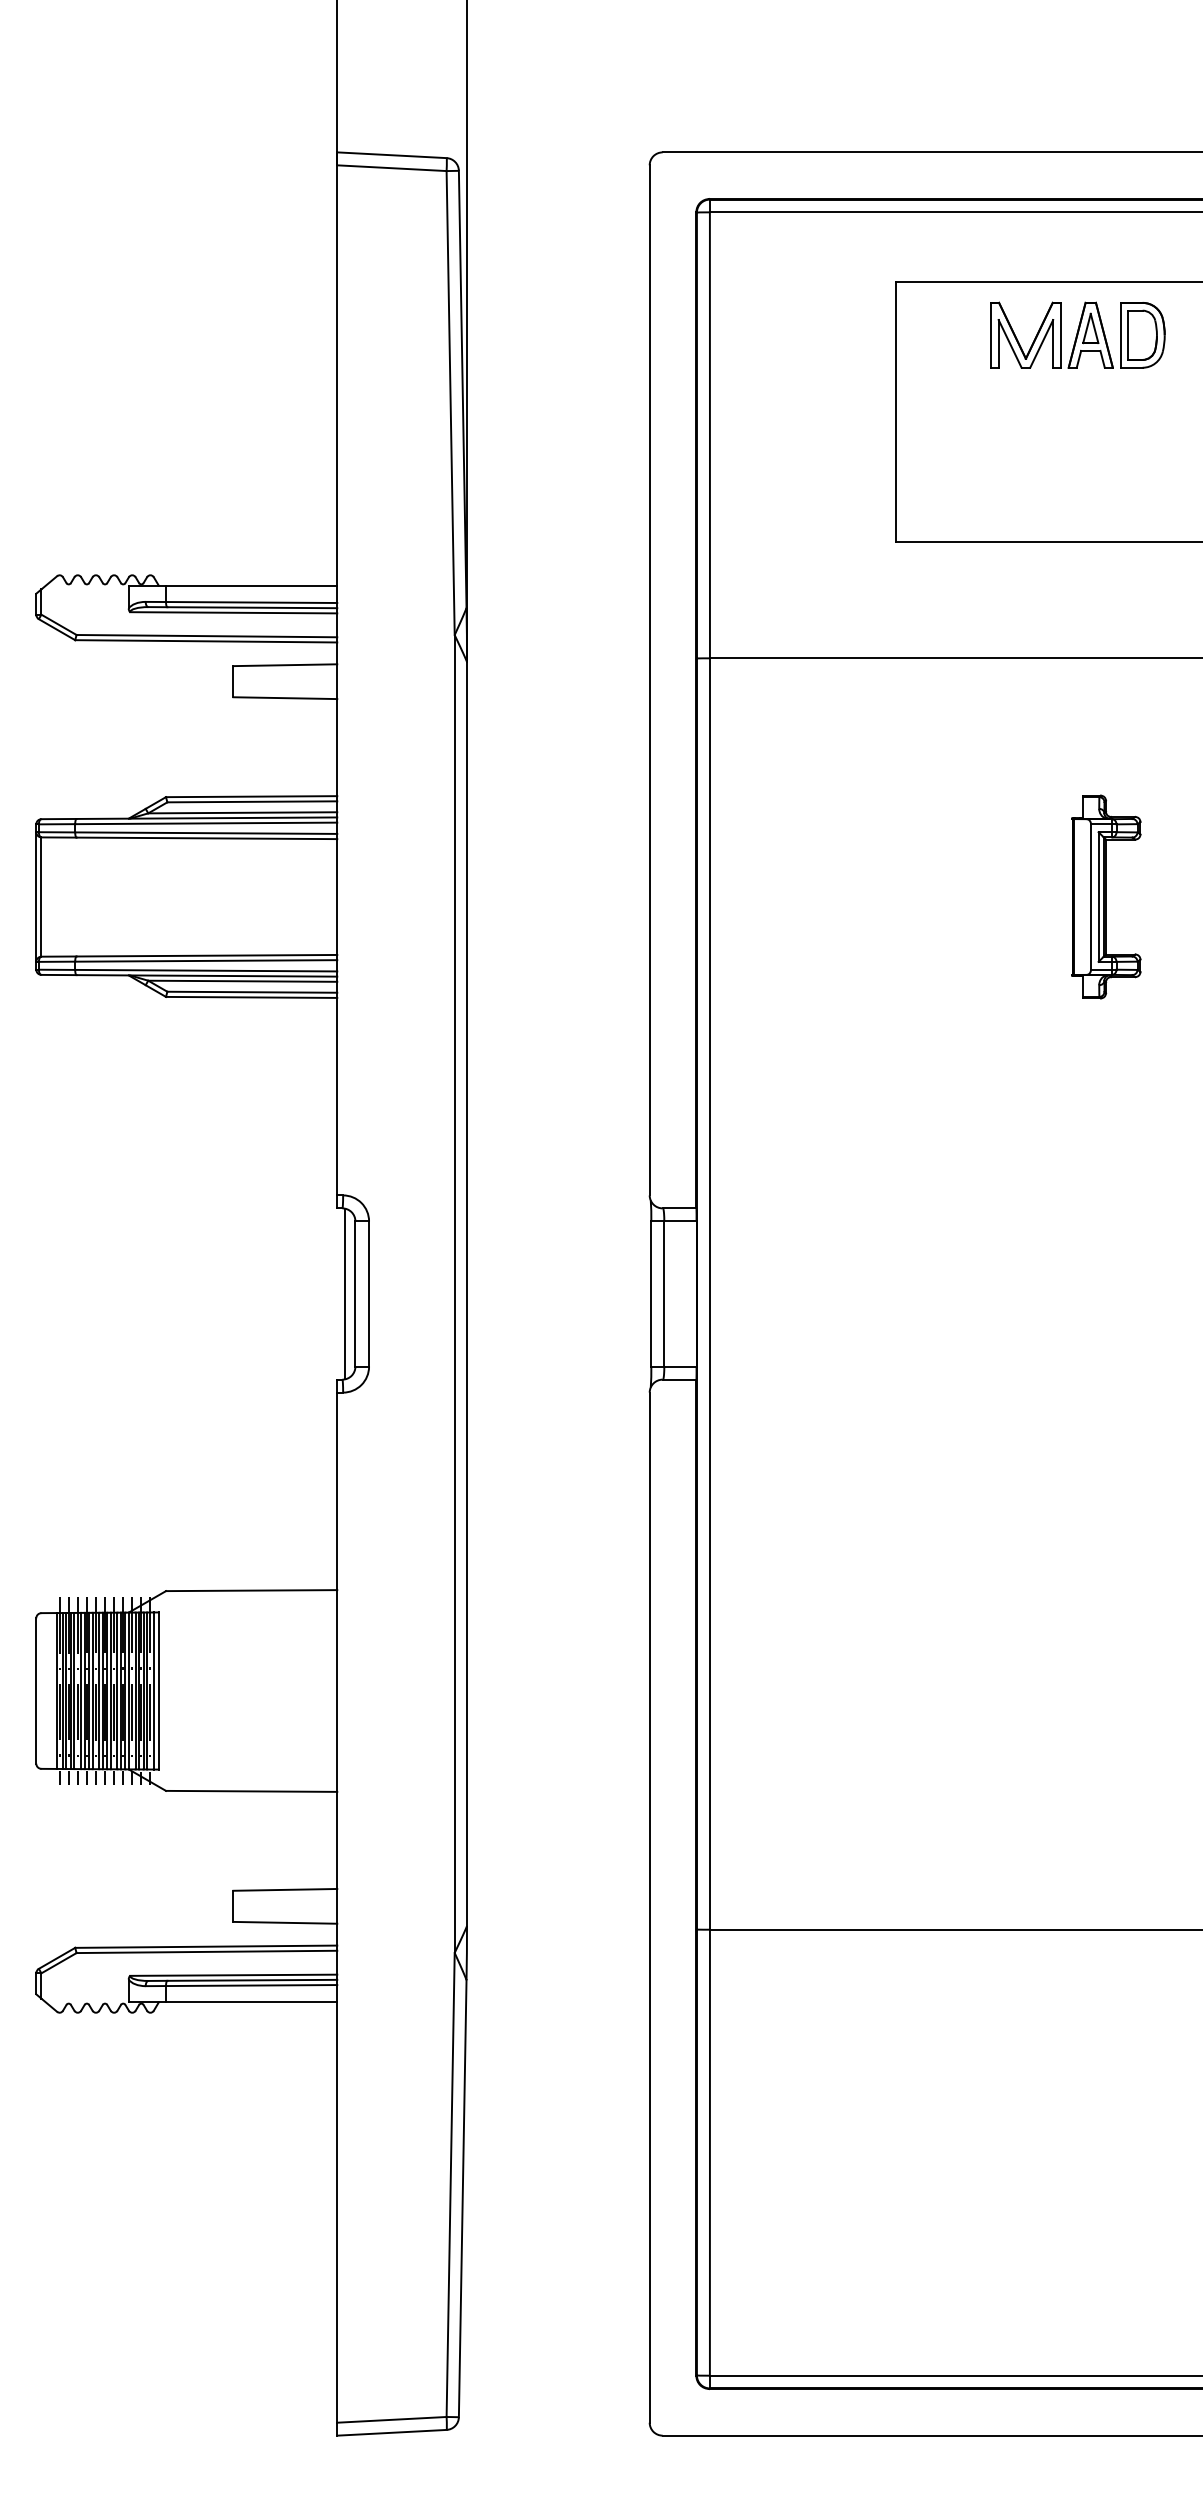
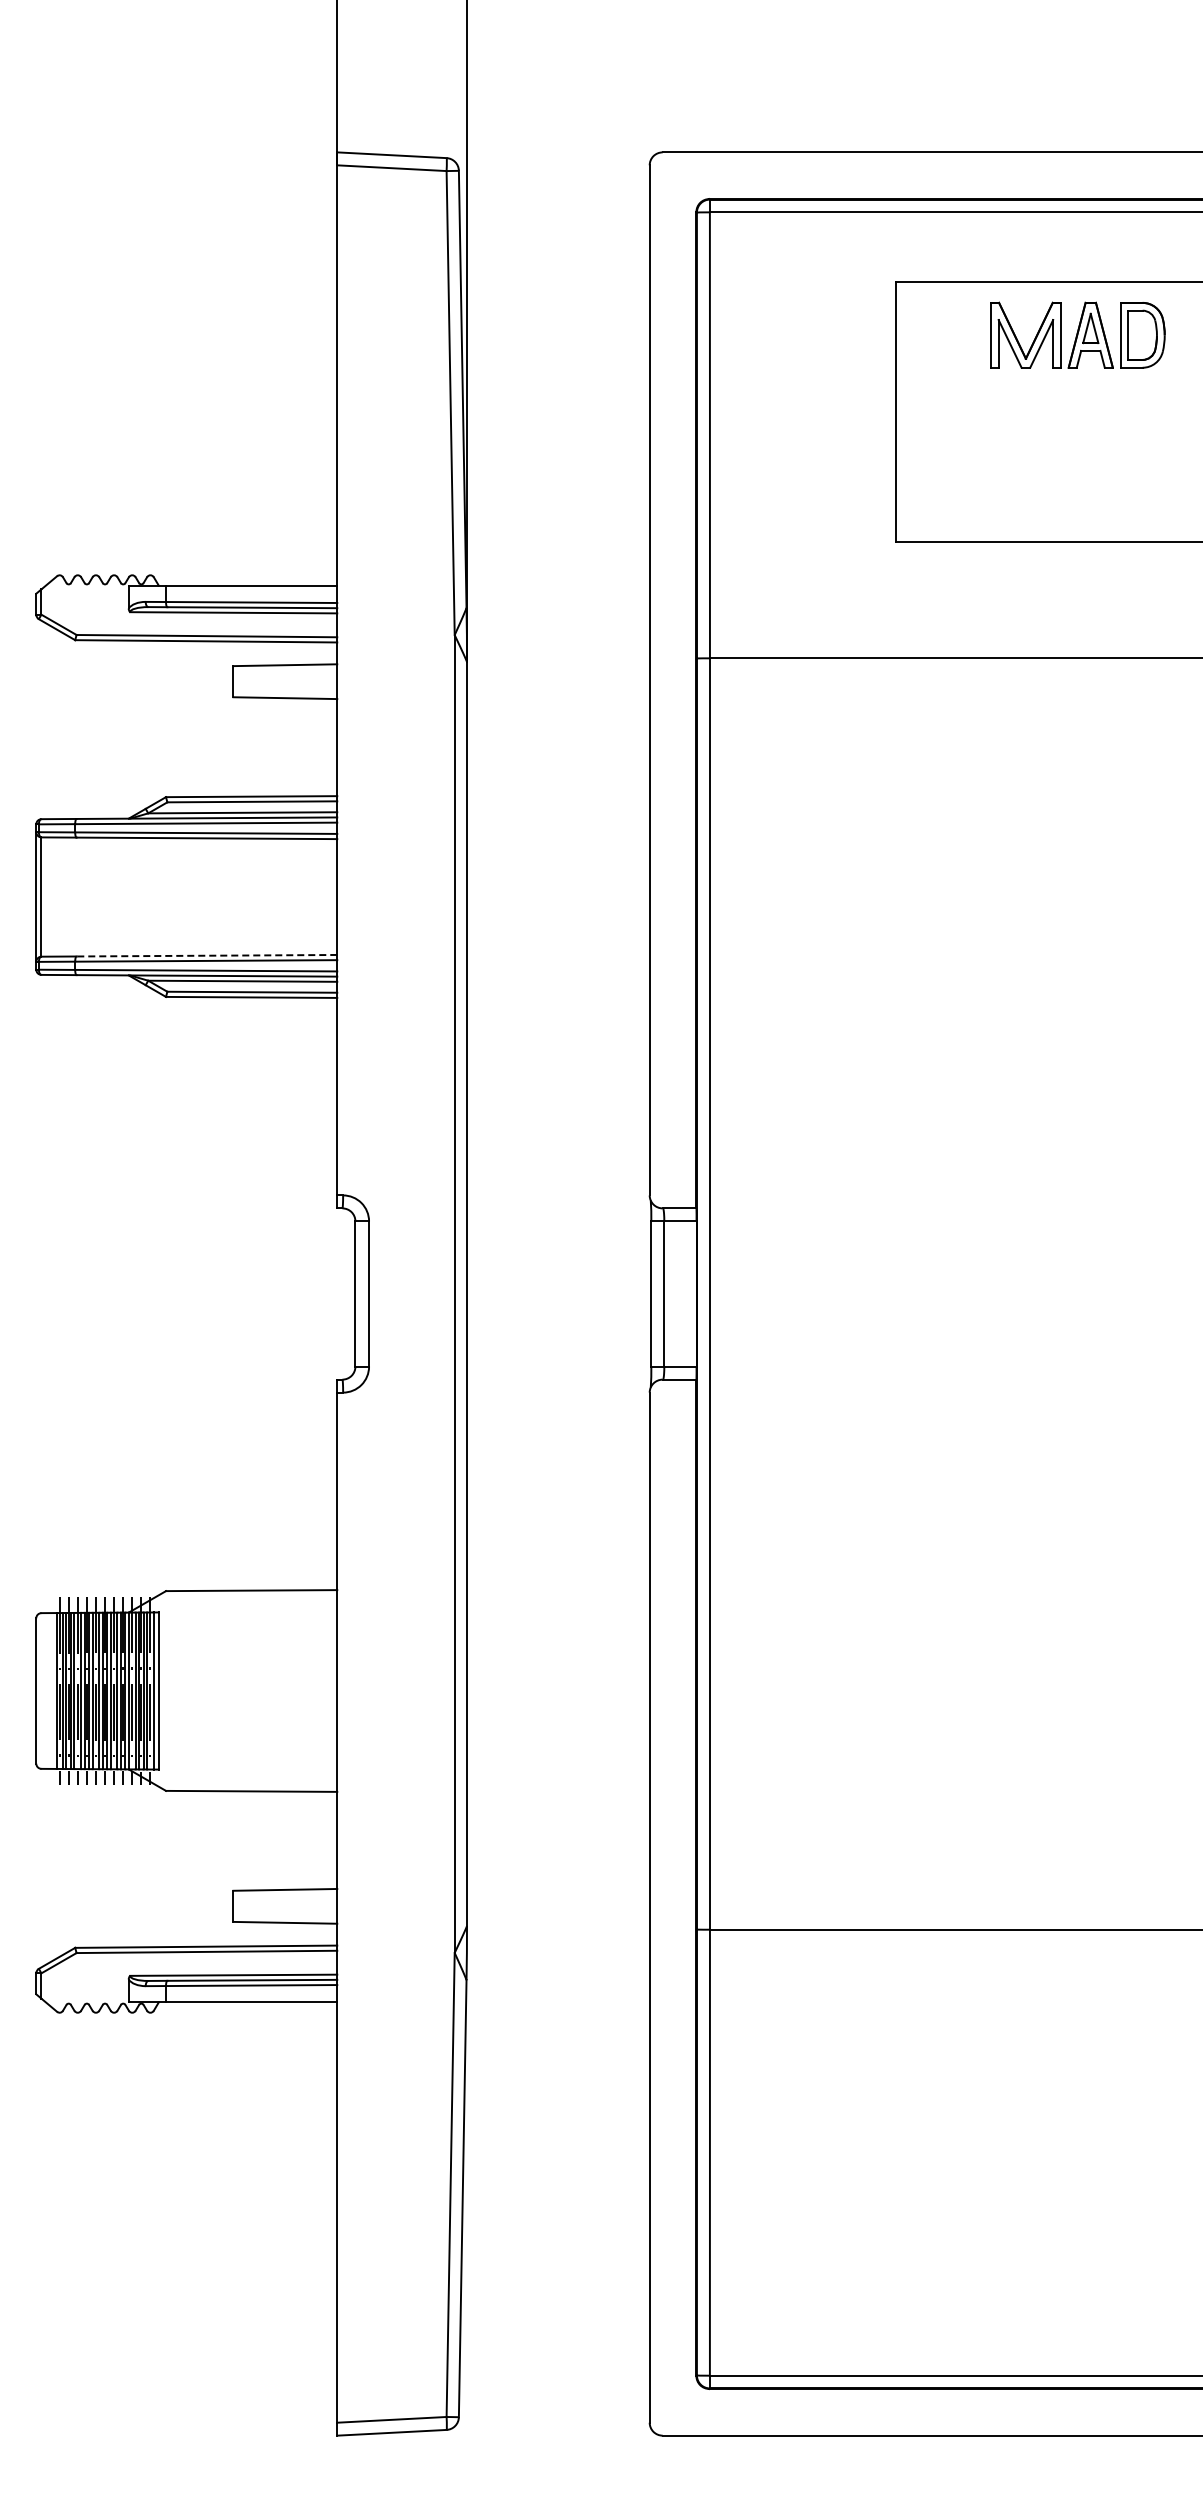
part: present -> none (1106, 896)
line: solid -> dashed (206, 955)
line: present -> none (345, 1293)
